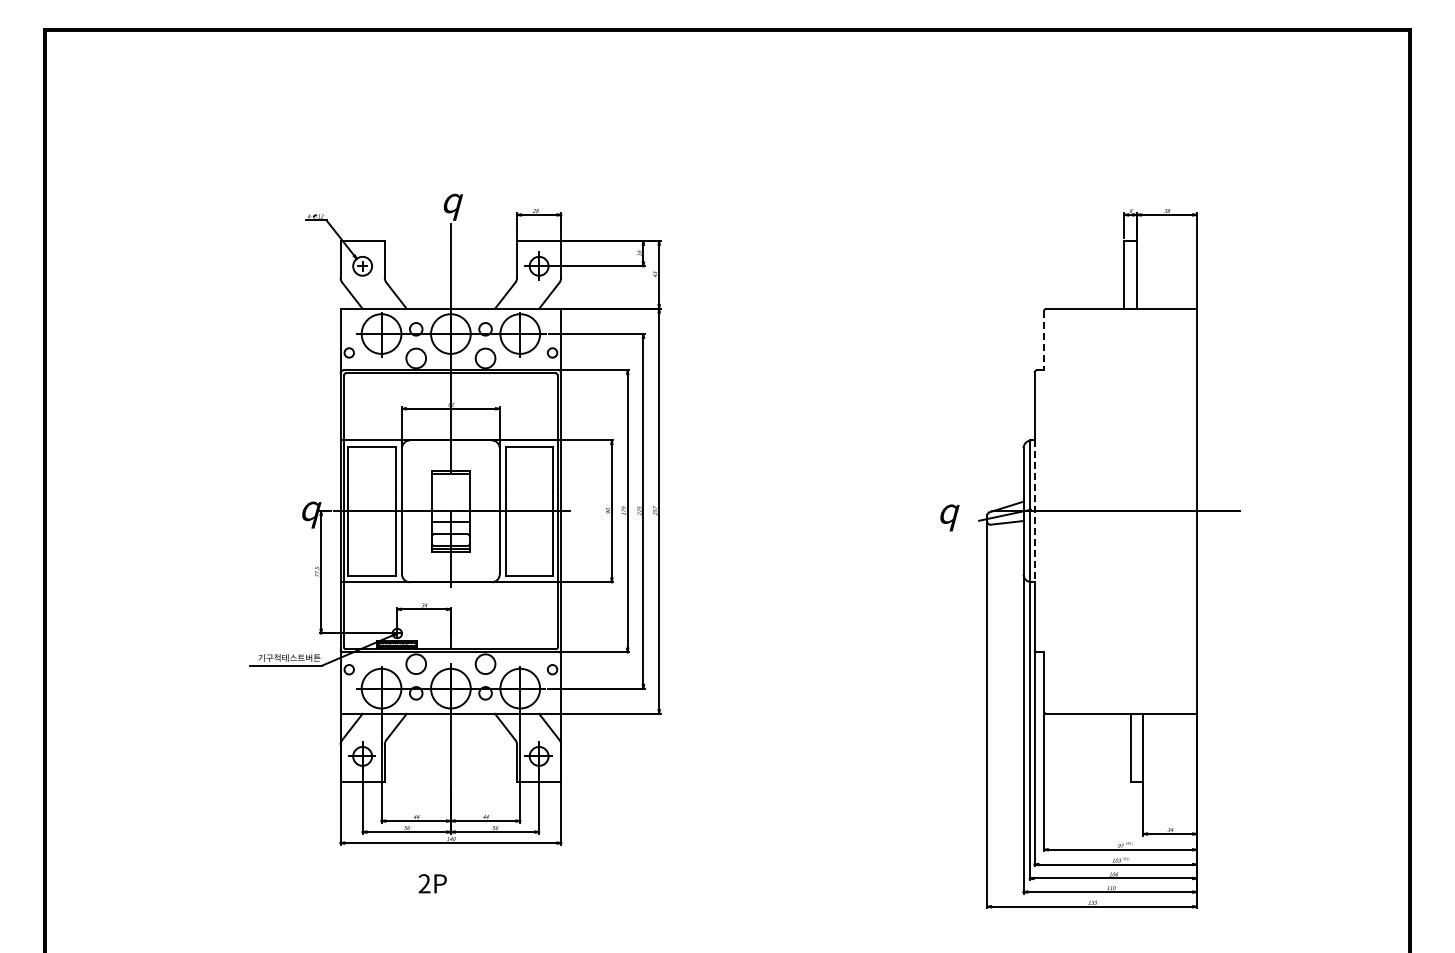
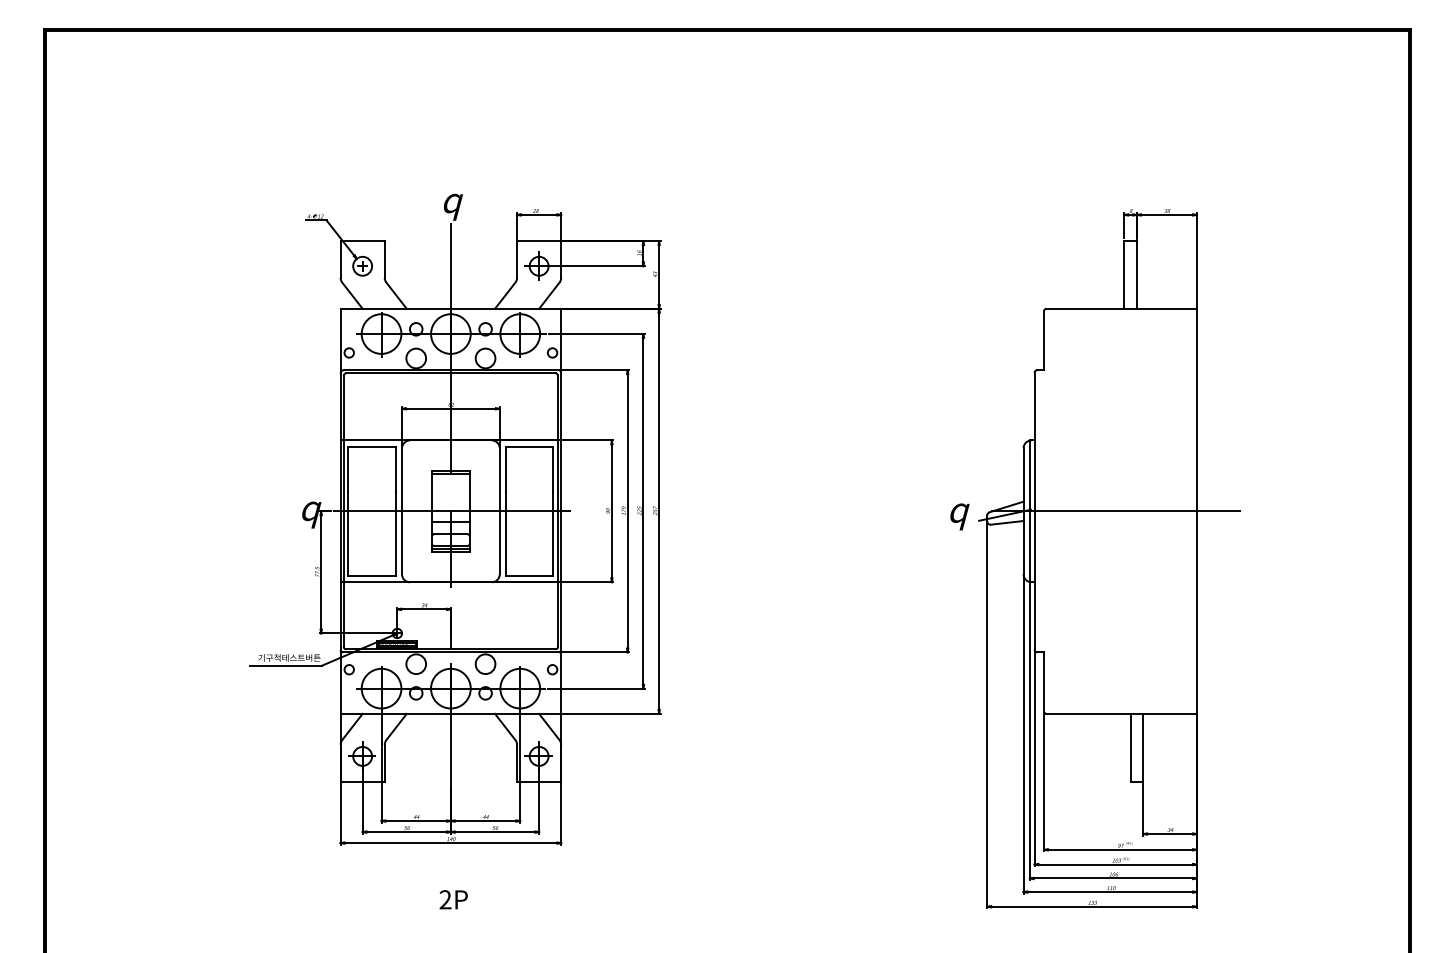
line: dashed -> solid (1044, 340)
line: dashed -> solid (1034, 511)
text position: (949, 517) -> (959, 516) (959, 516)
text position: (432, 883) -> (453, 899) (453, 899)
